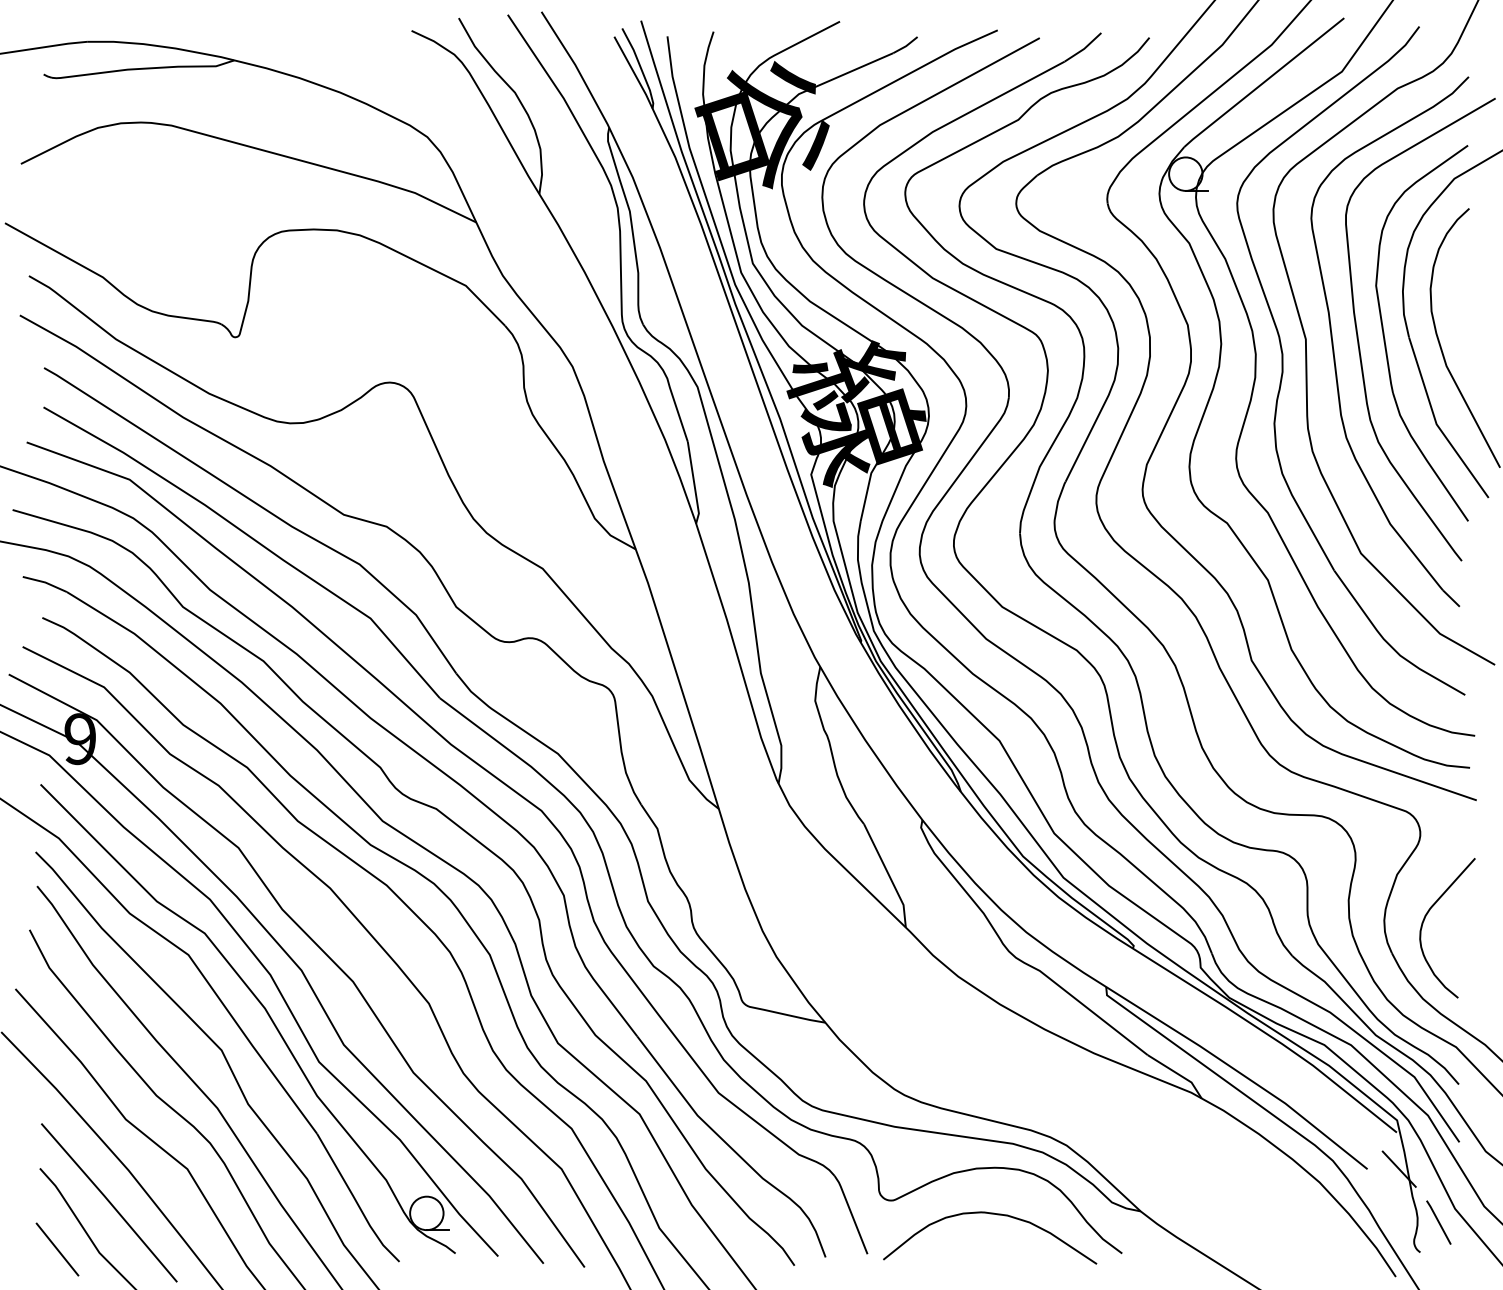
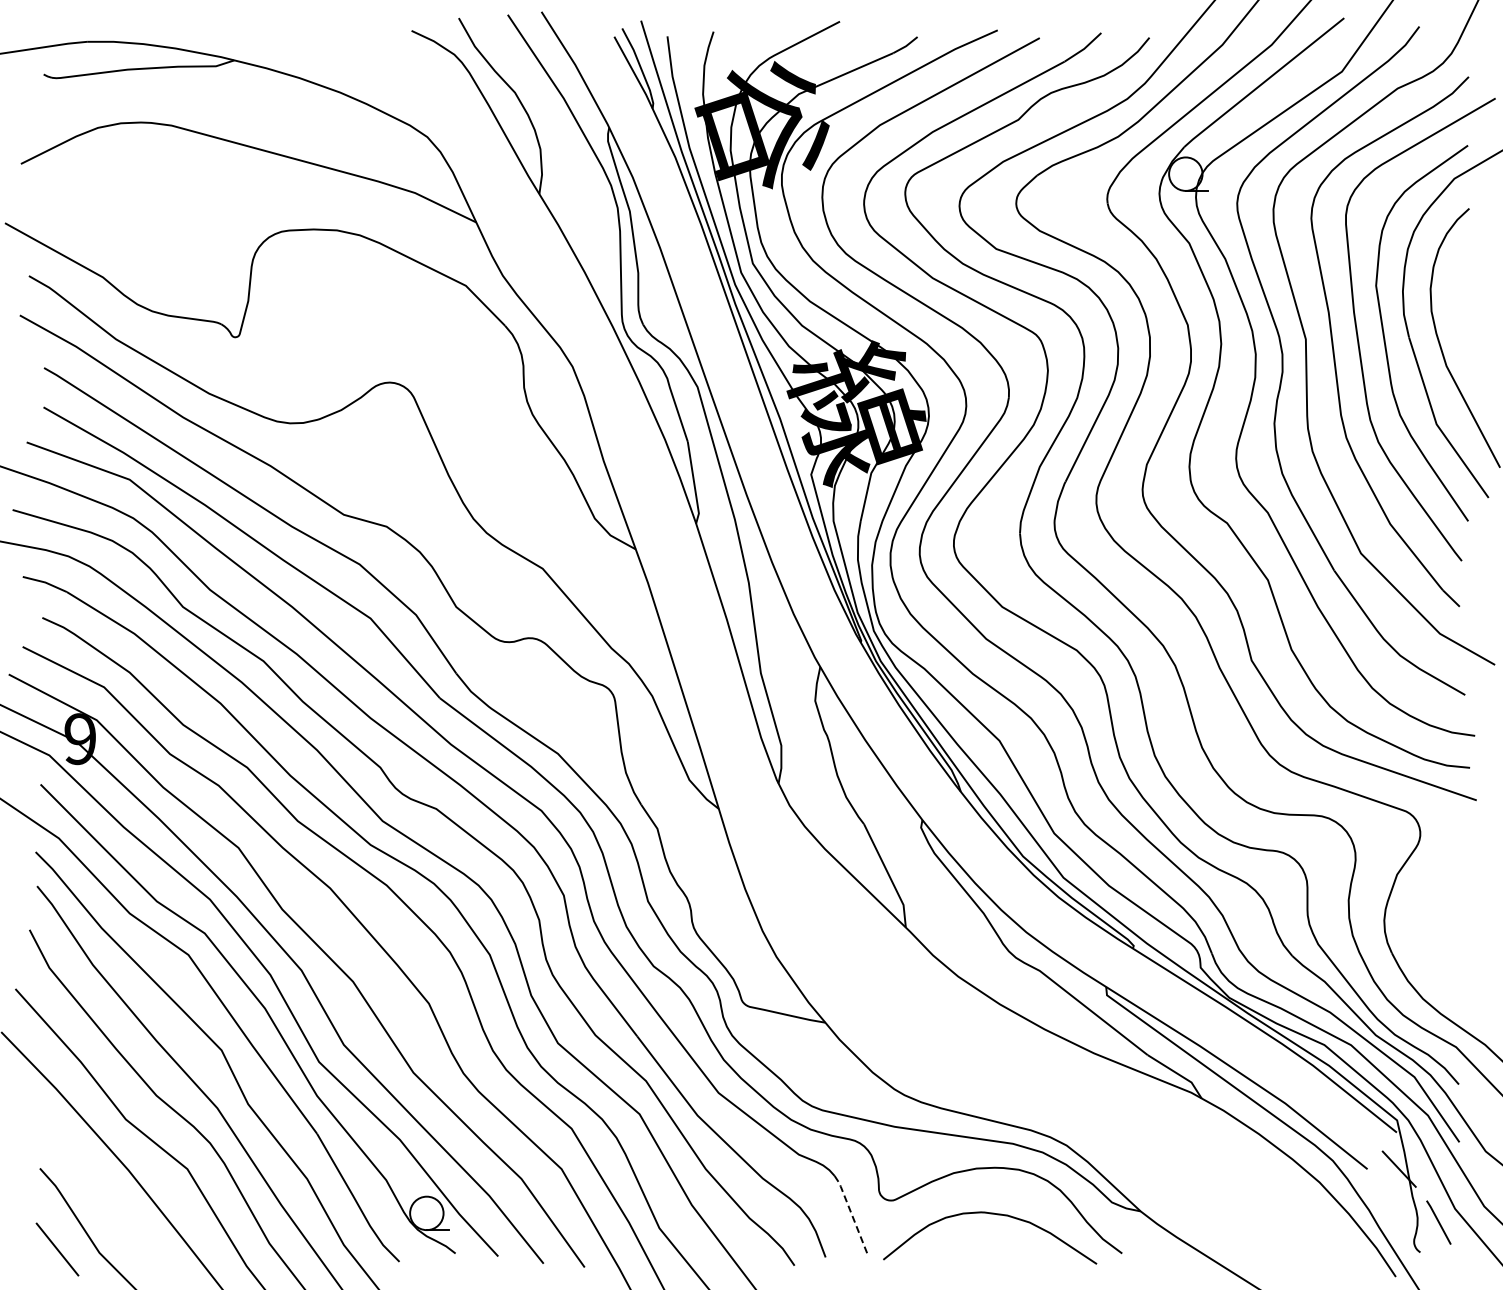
curve: present -> none (1424, 921)
line: present -> none (109, 1202)
line: solid -> dashed (851, 1213)
